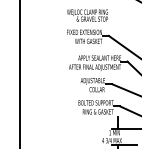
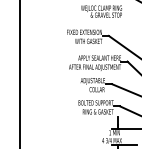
text position: (87, 15) -> (101, 11) (101, 11)
